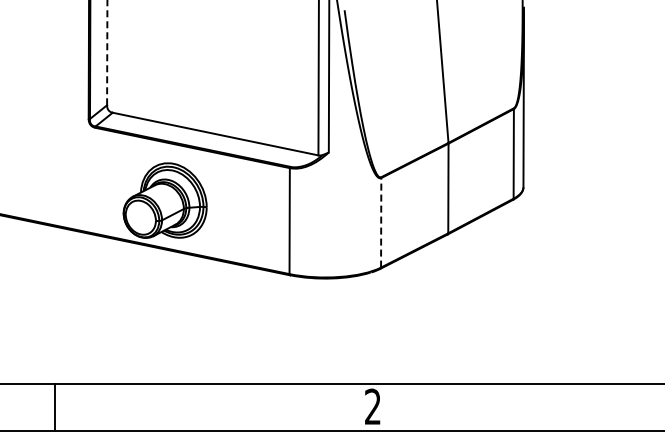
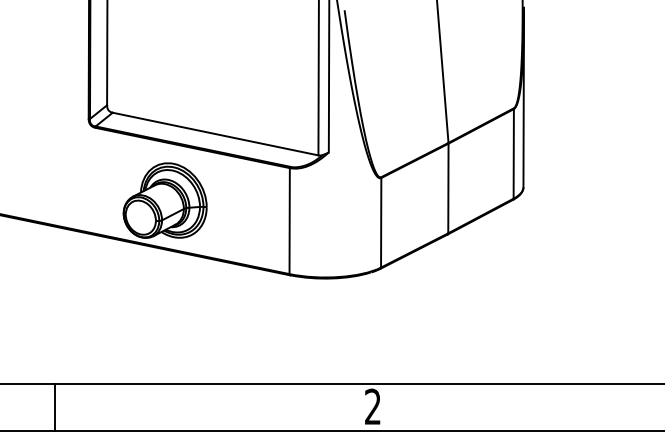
line: dashed -> solid (107, 52)
line: dashed -> solid (381, 222)
